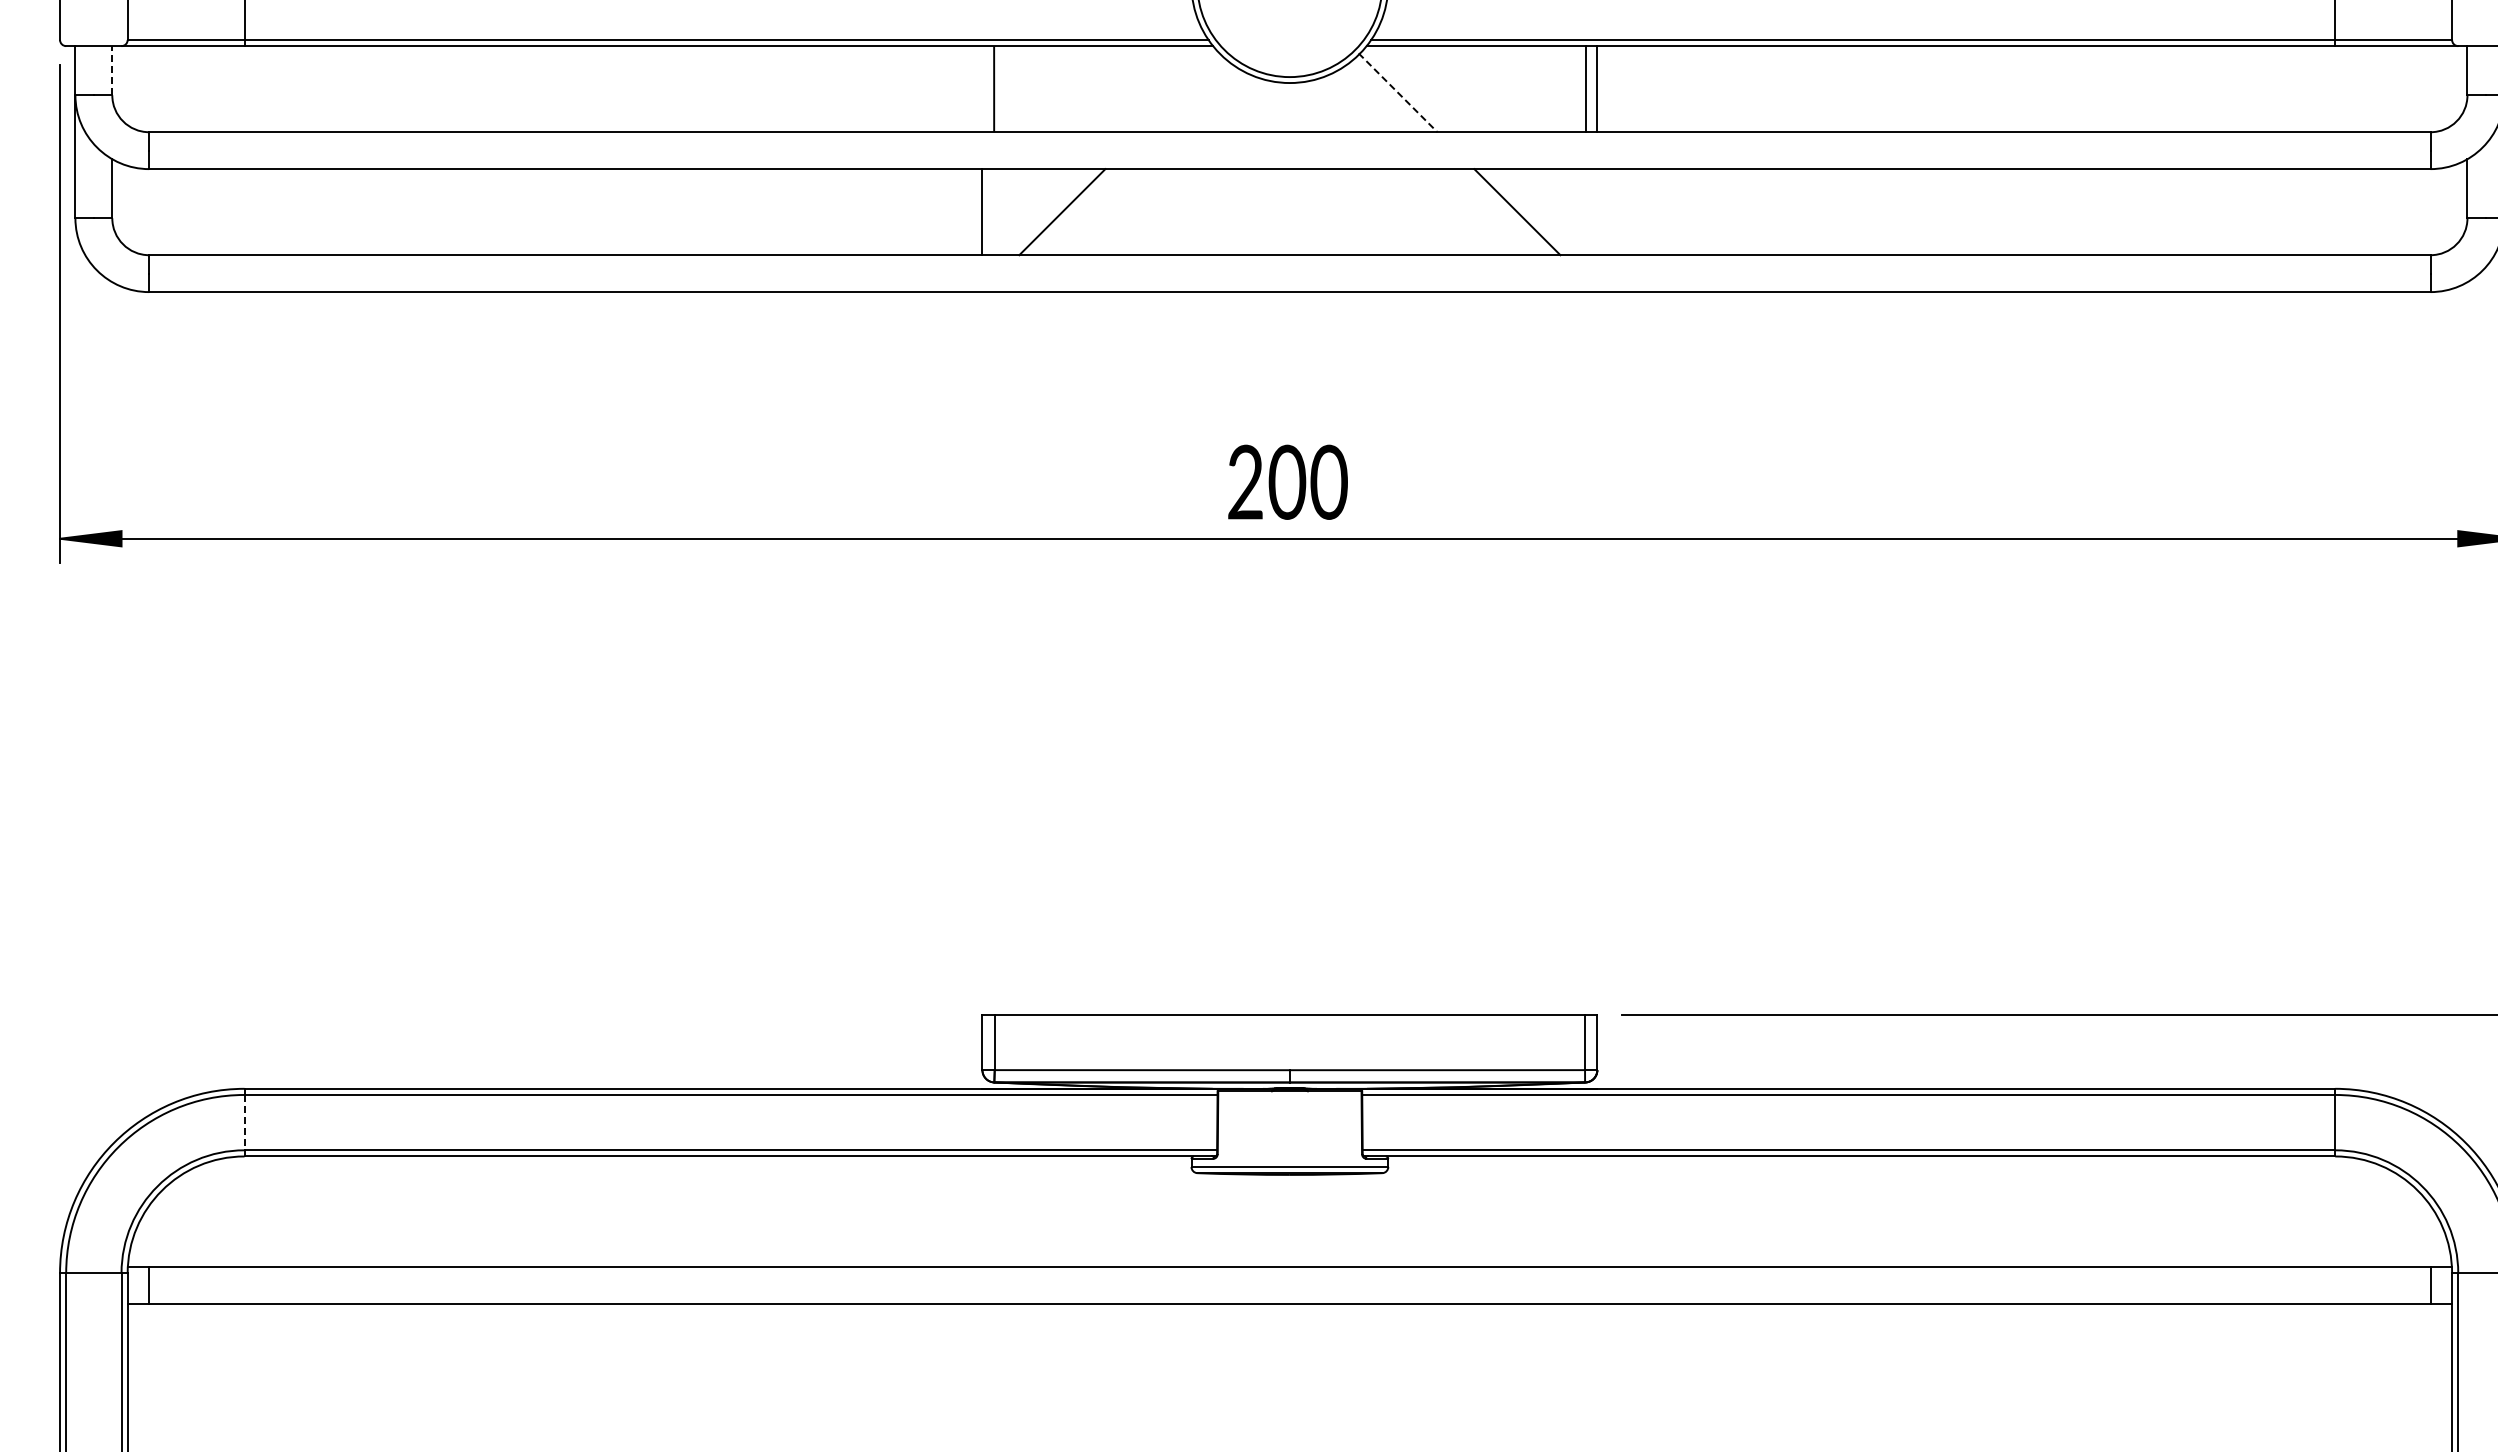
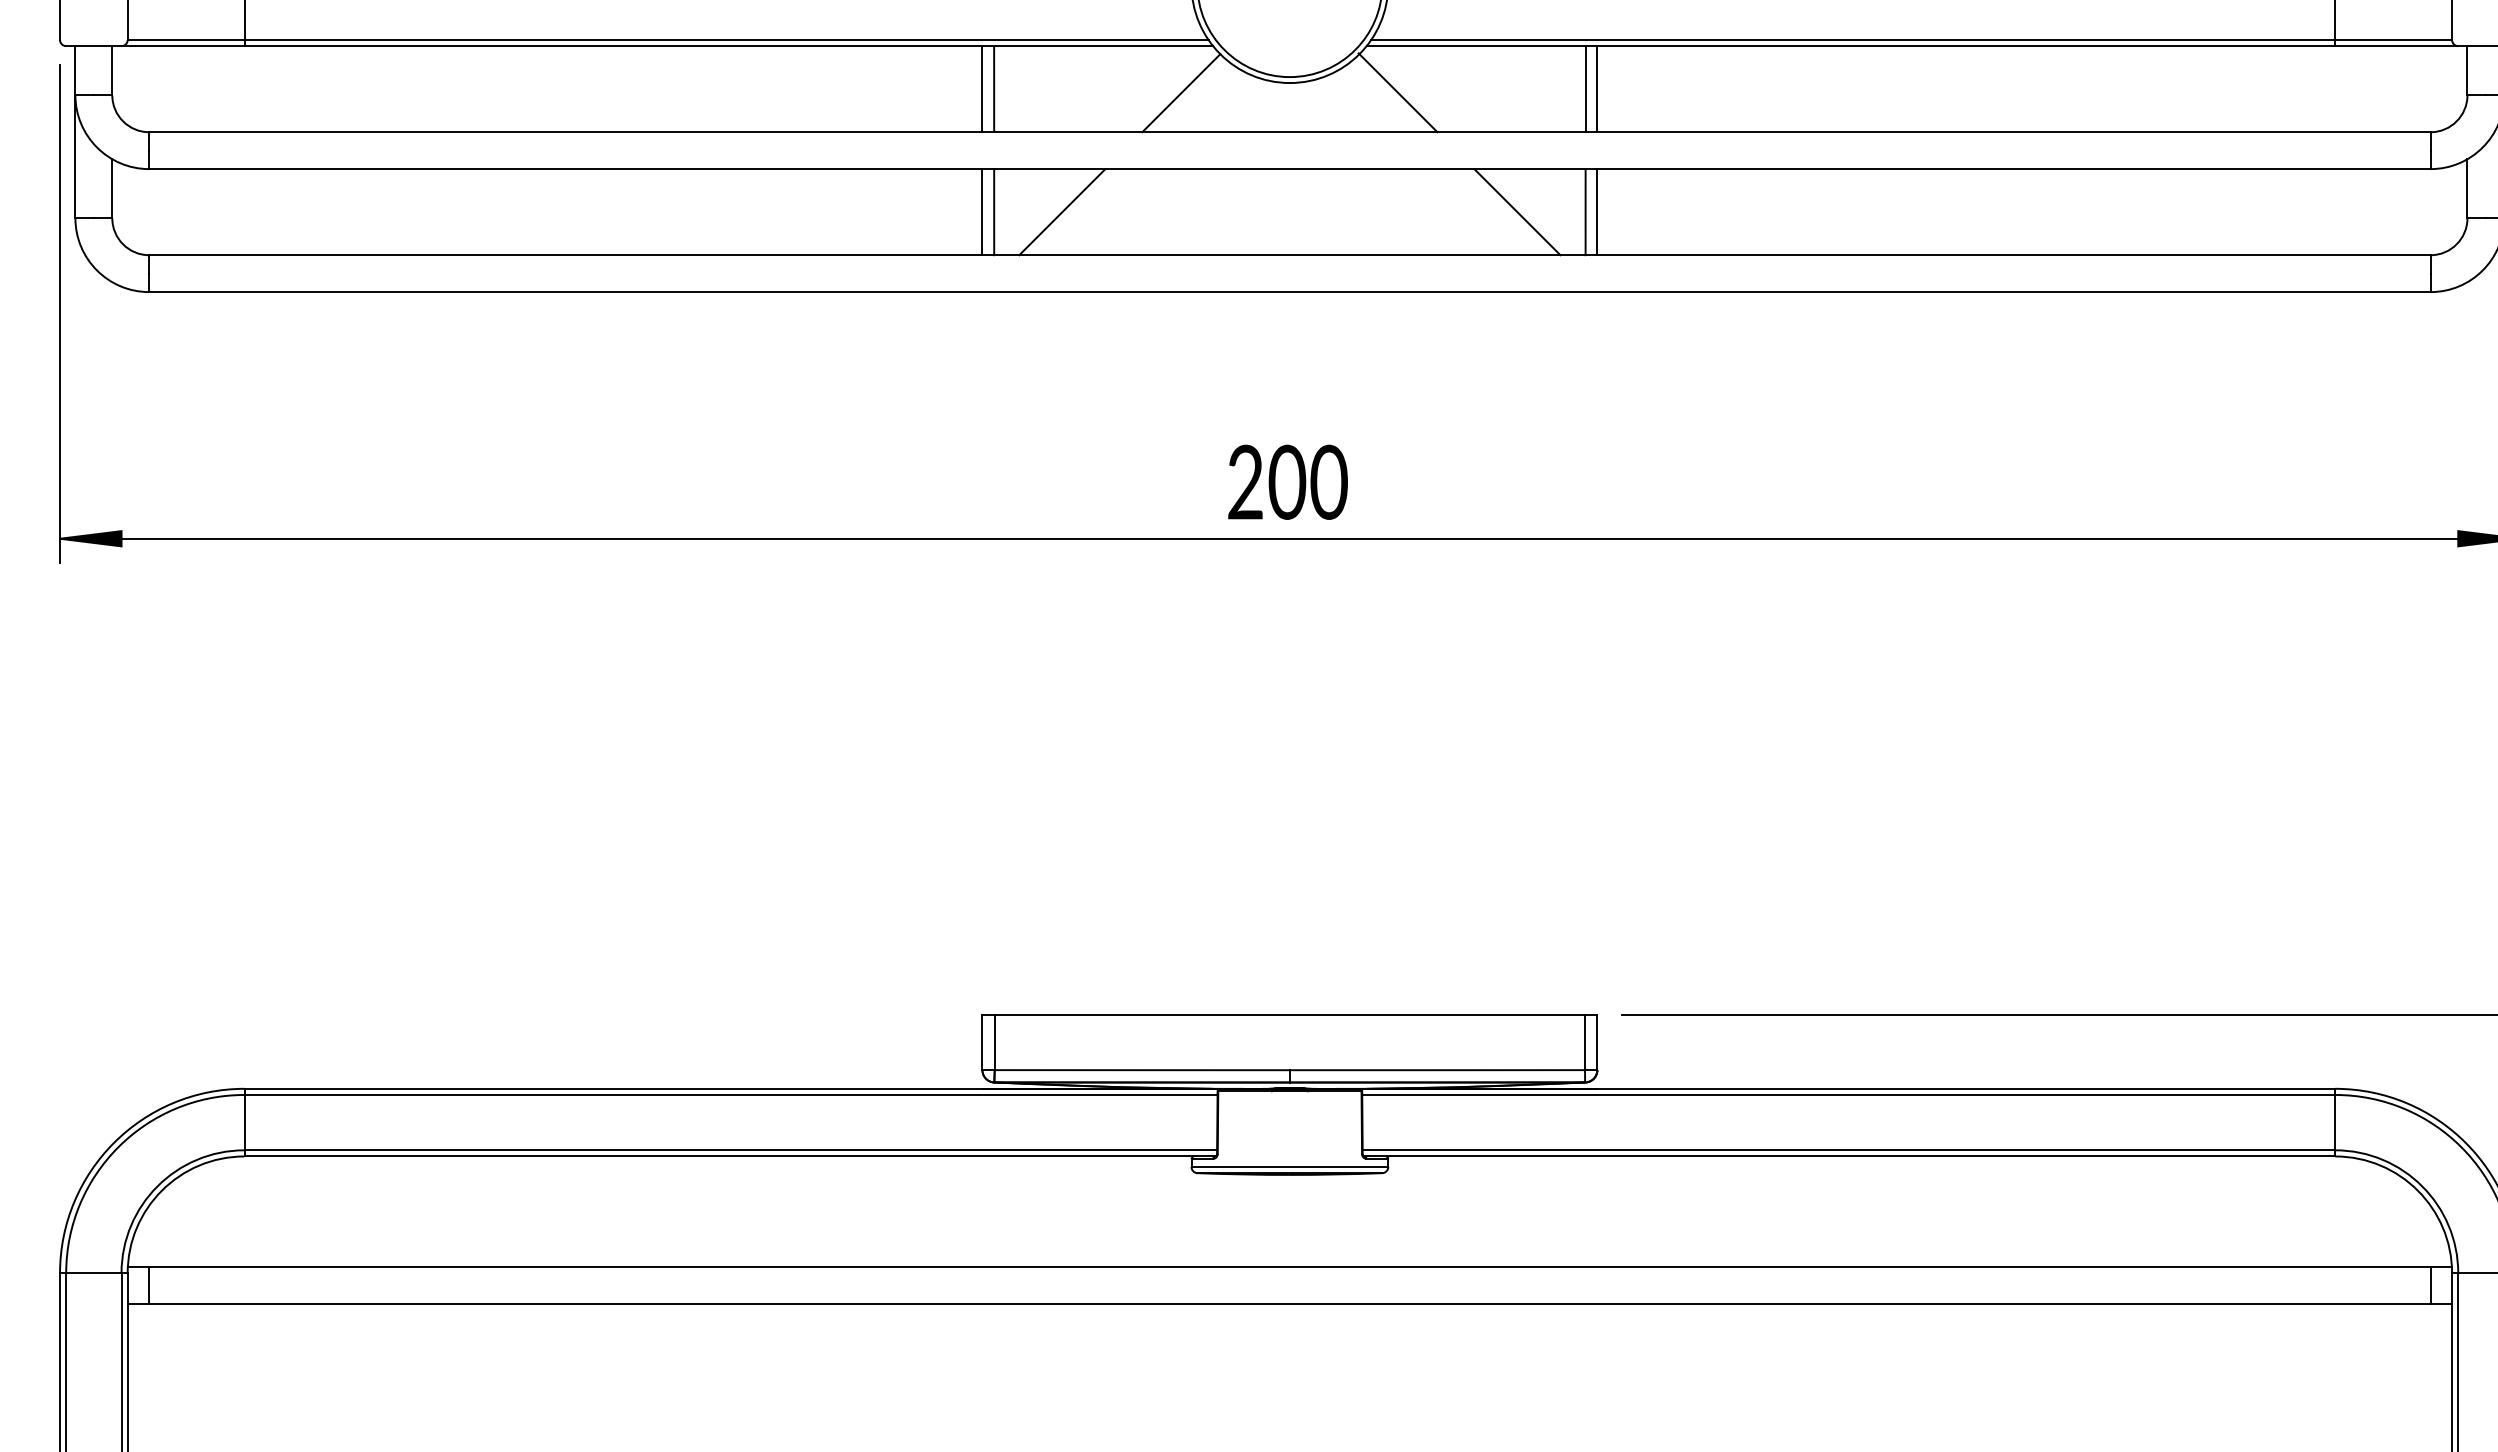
line: dashed -> solid (112, 70)
line: none -> present (982, 89)
line: dashed -> solid (1398, 92)
line: none -> present (1181, 93)
line: none -> present (994, 212)
line: none -> present (1585, 212)
line: none -> present (1597, 212)
line: dashed -> solid (244, 1122)
